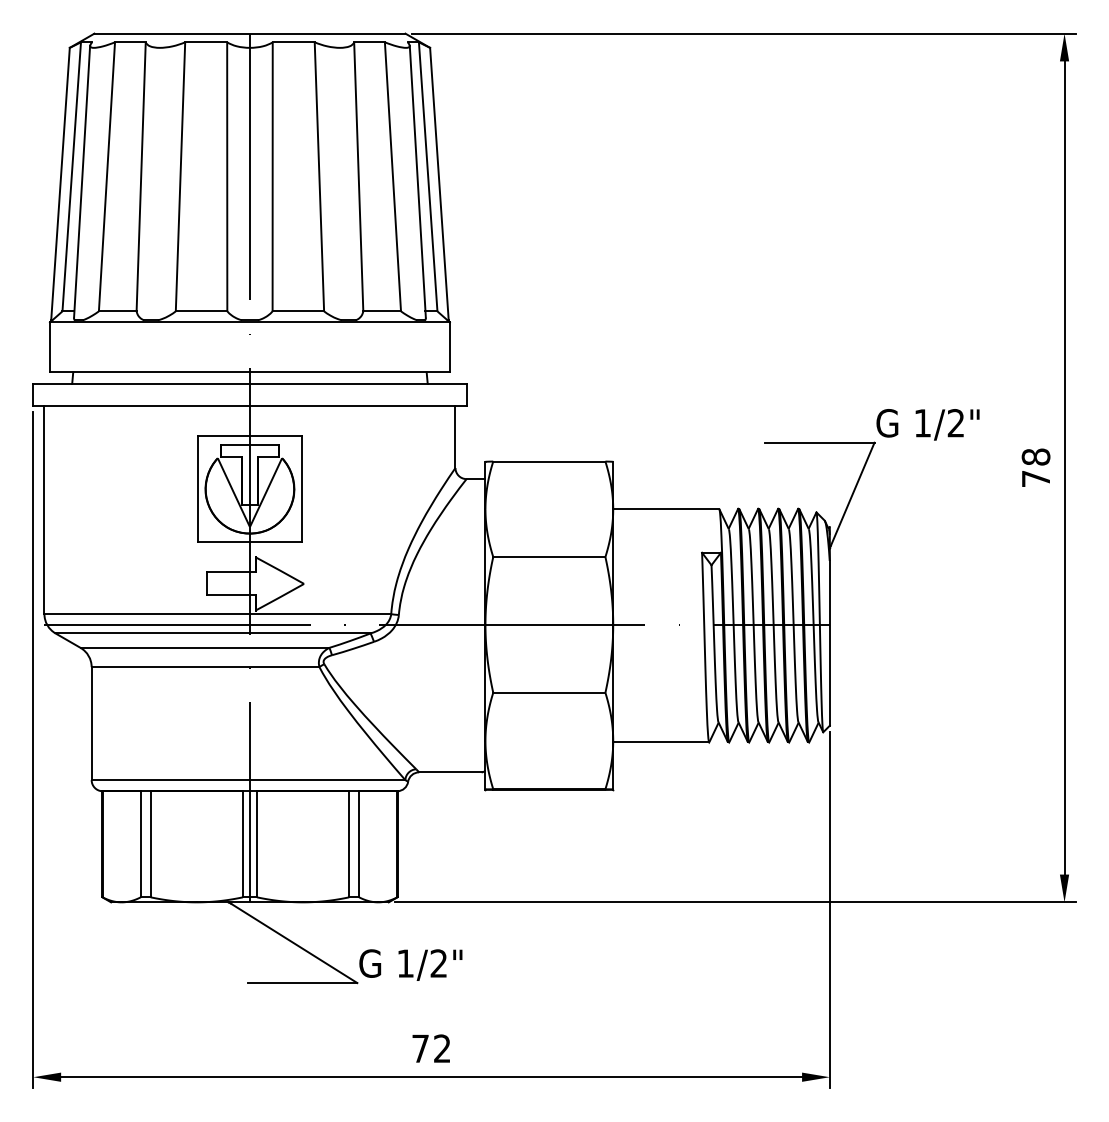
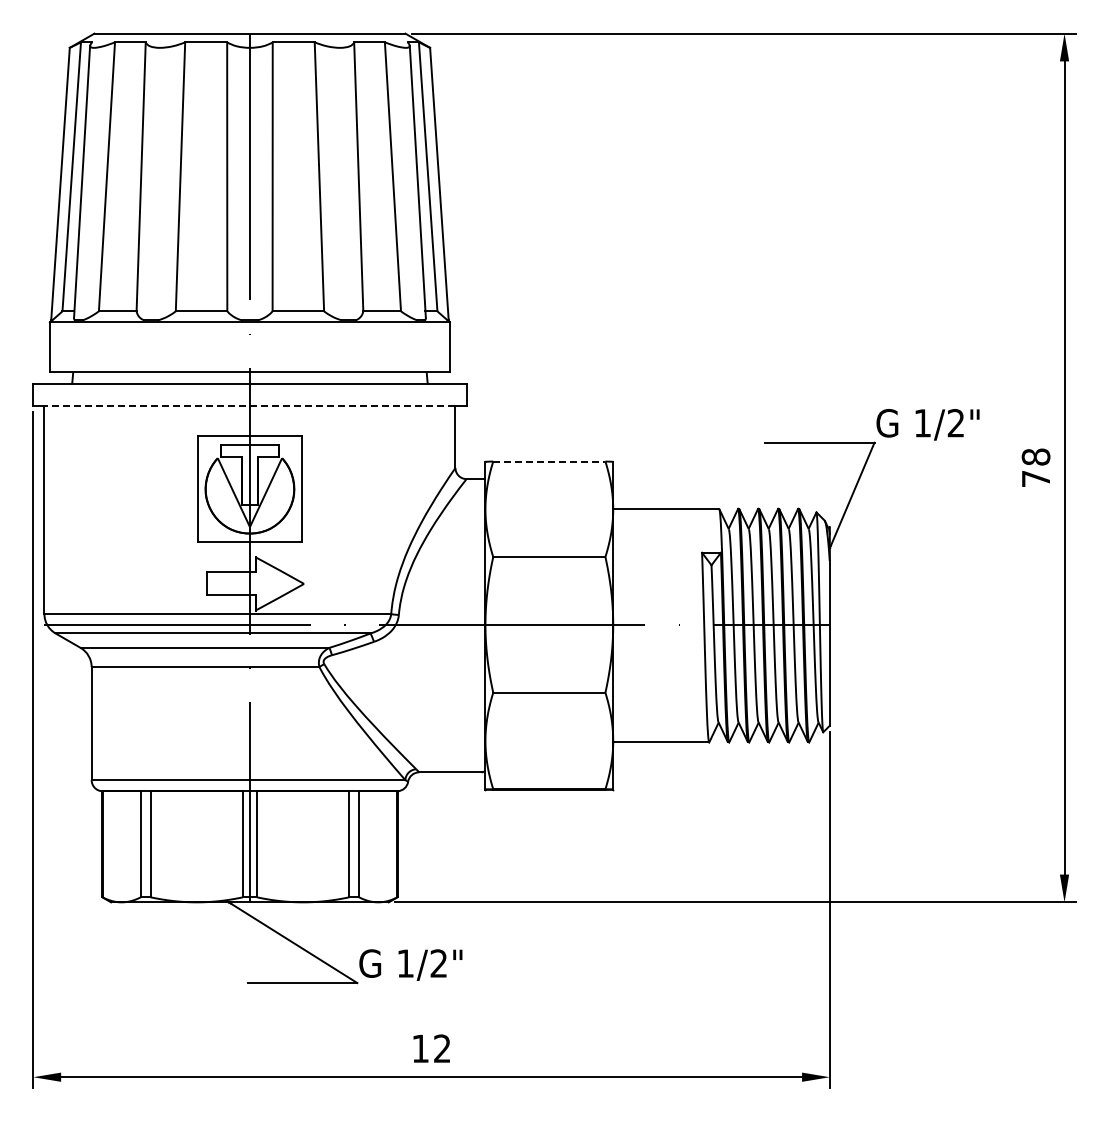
line: solid -> dashed (249, 405)
line: solid -> dashed (549, 461)
text: 72 -> 12 (420, 1048)
